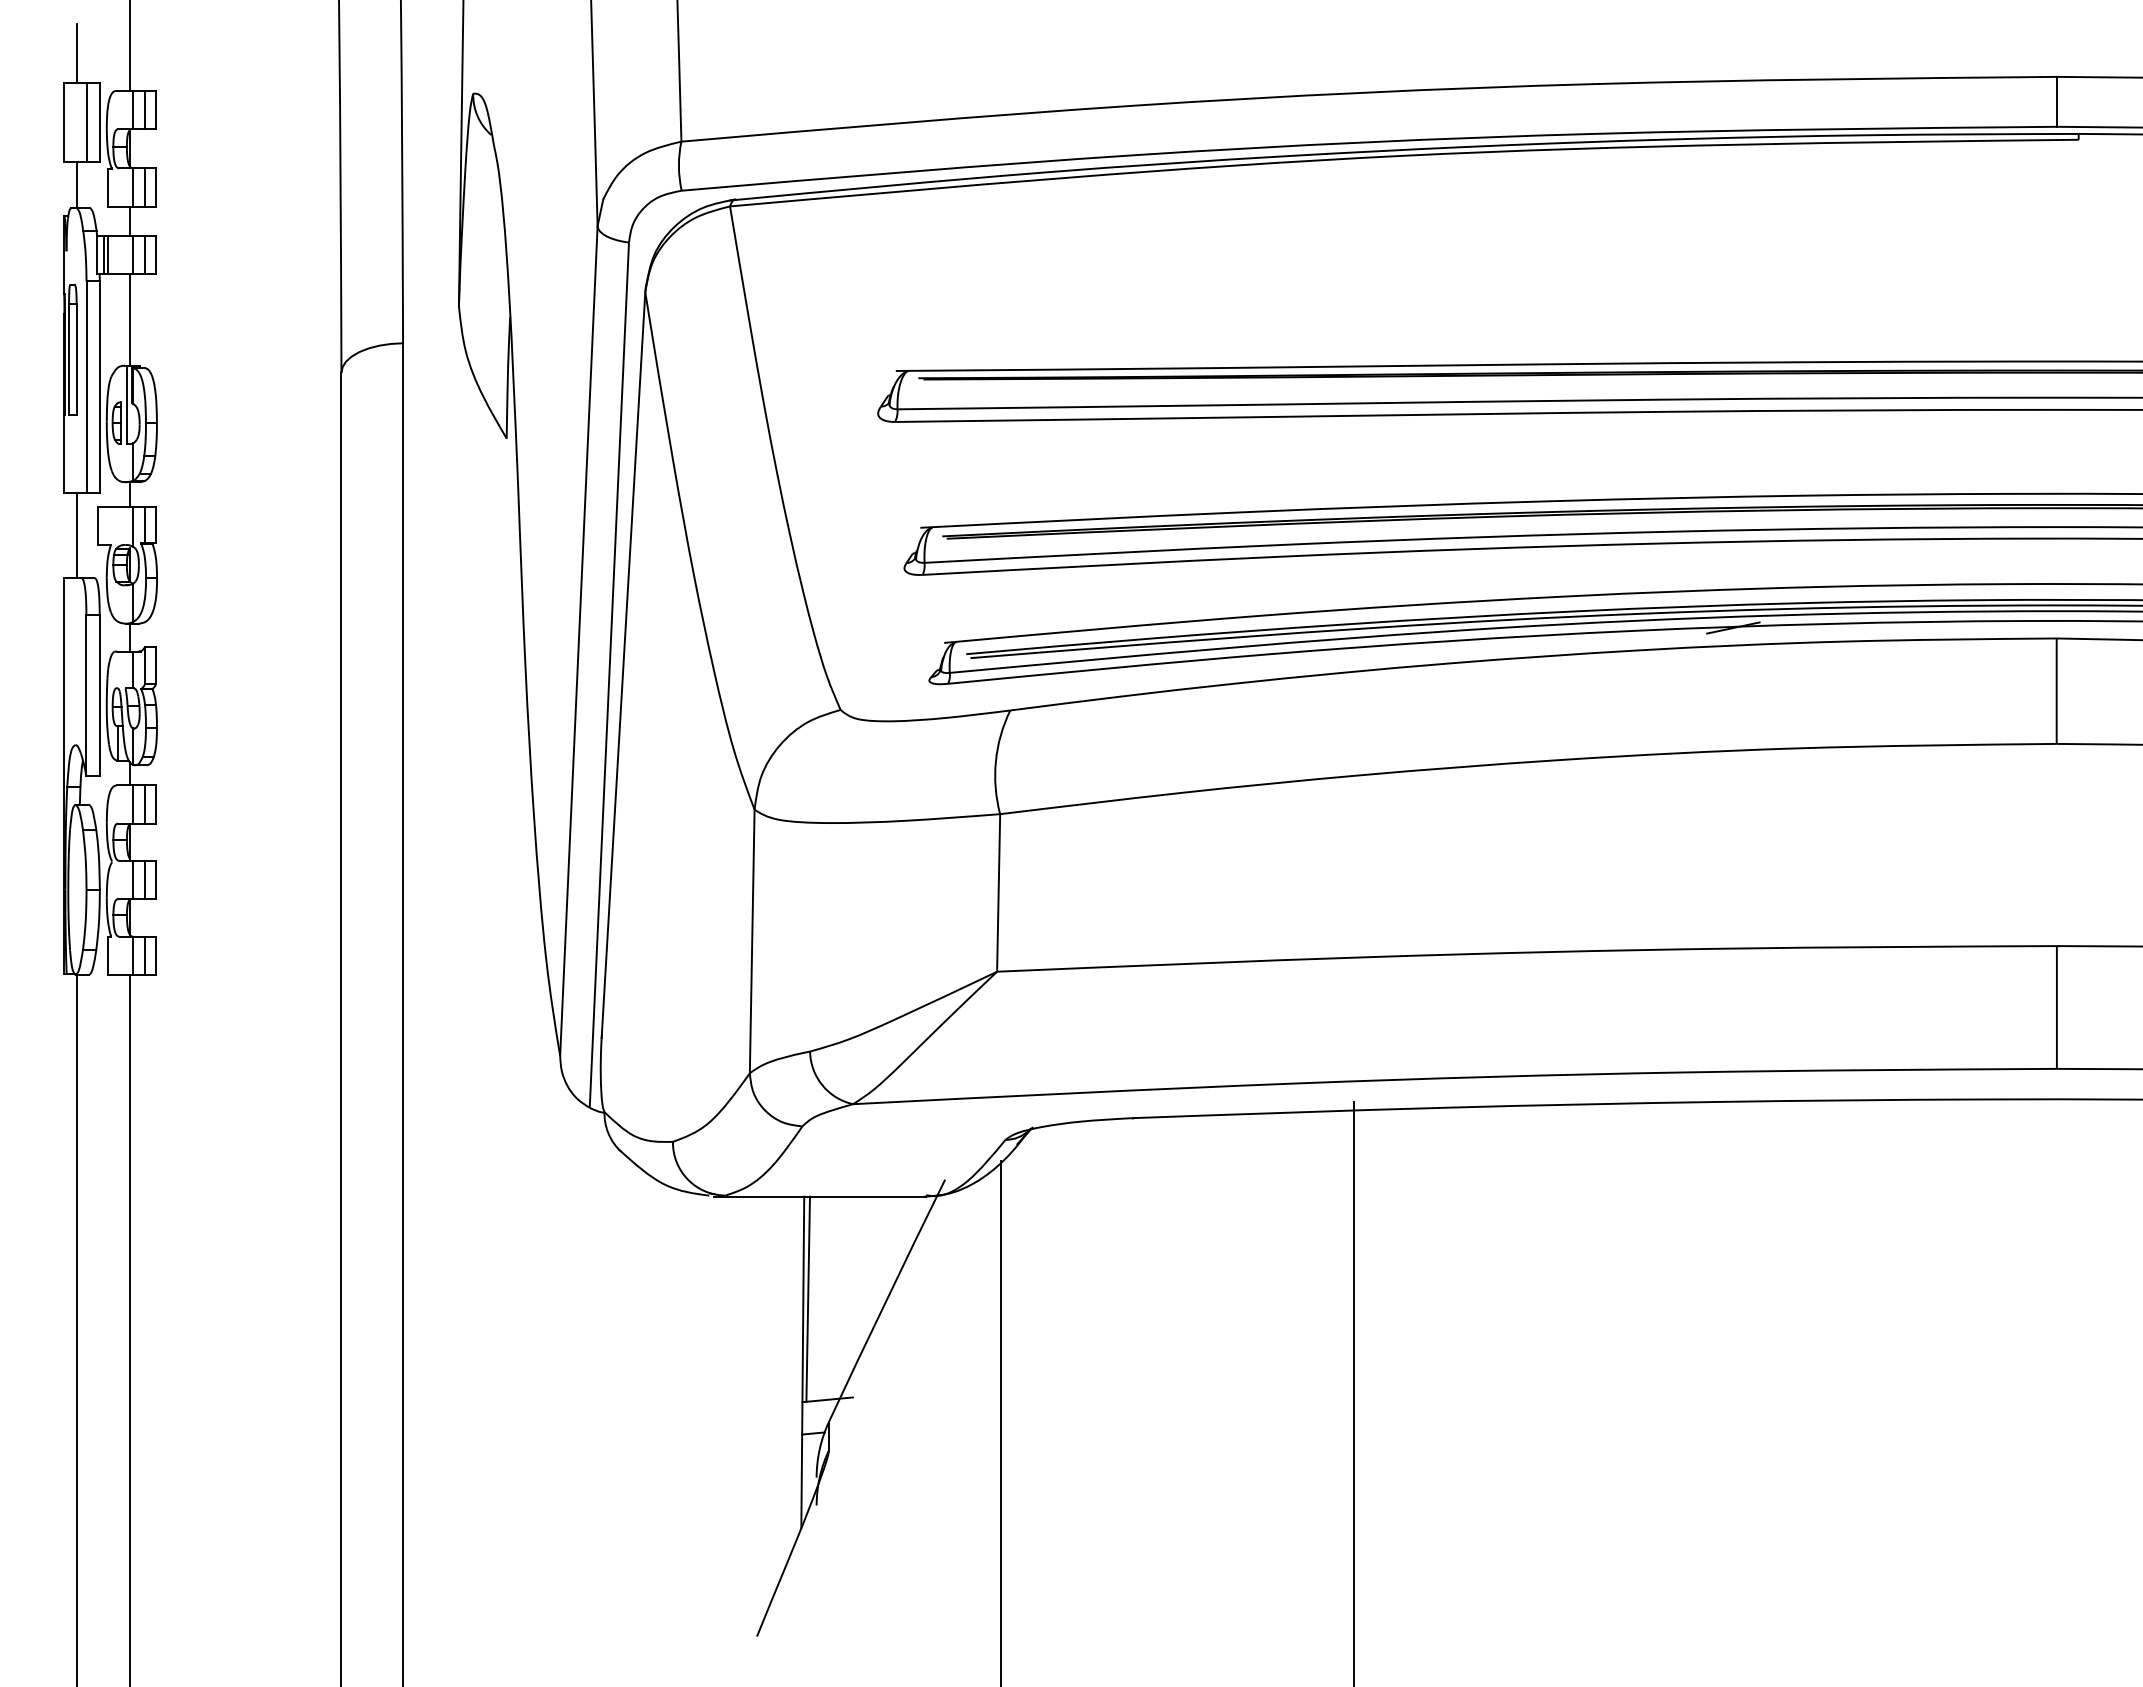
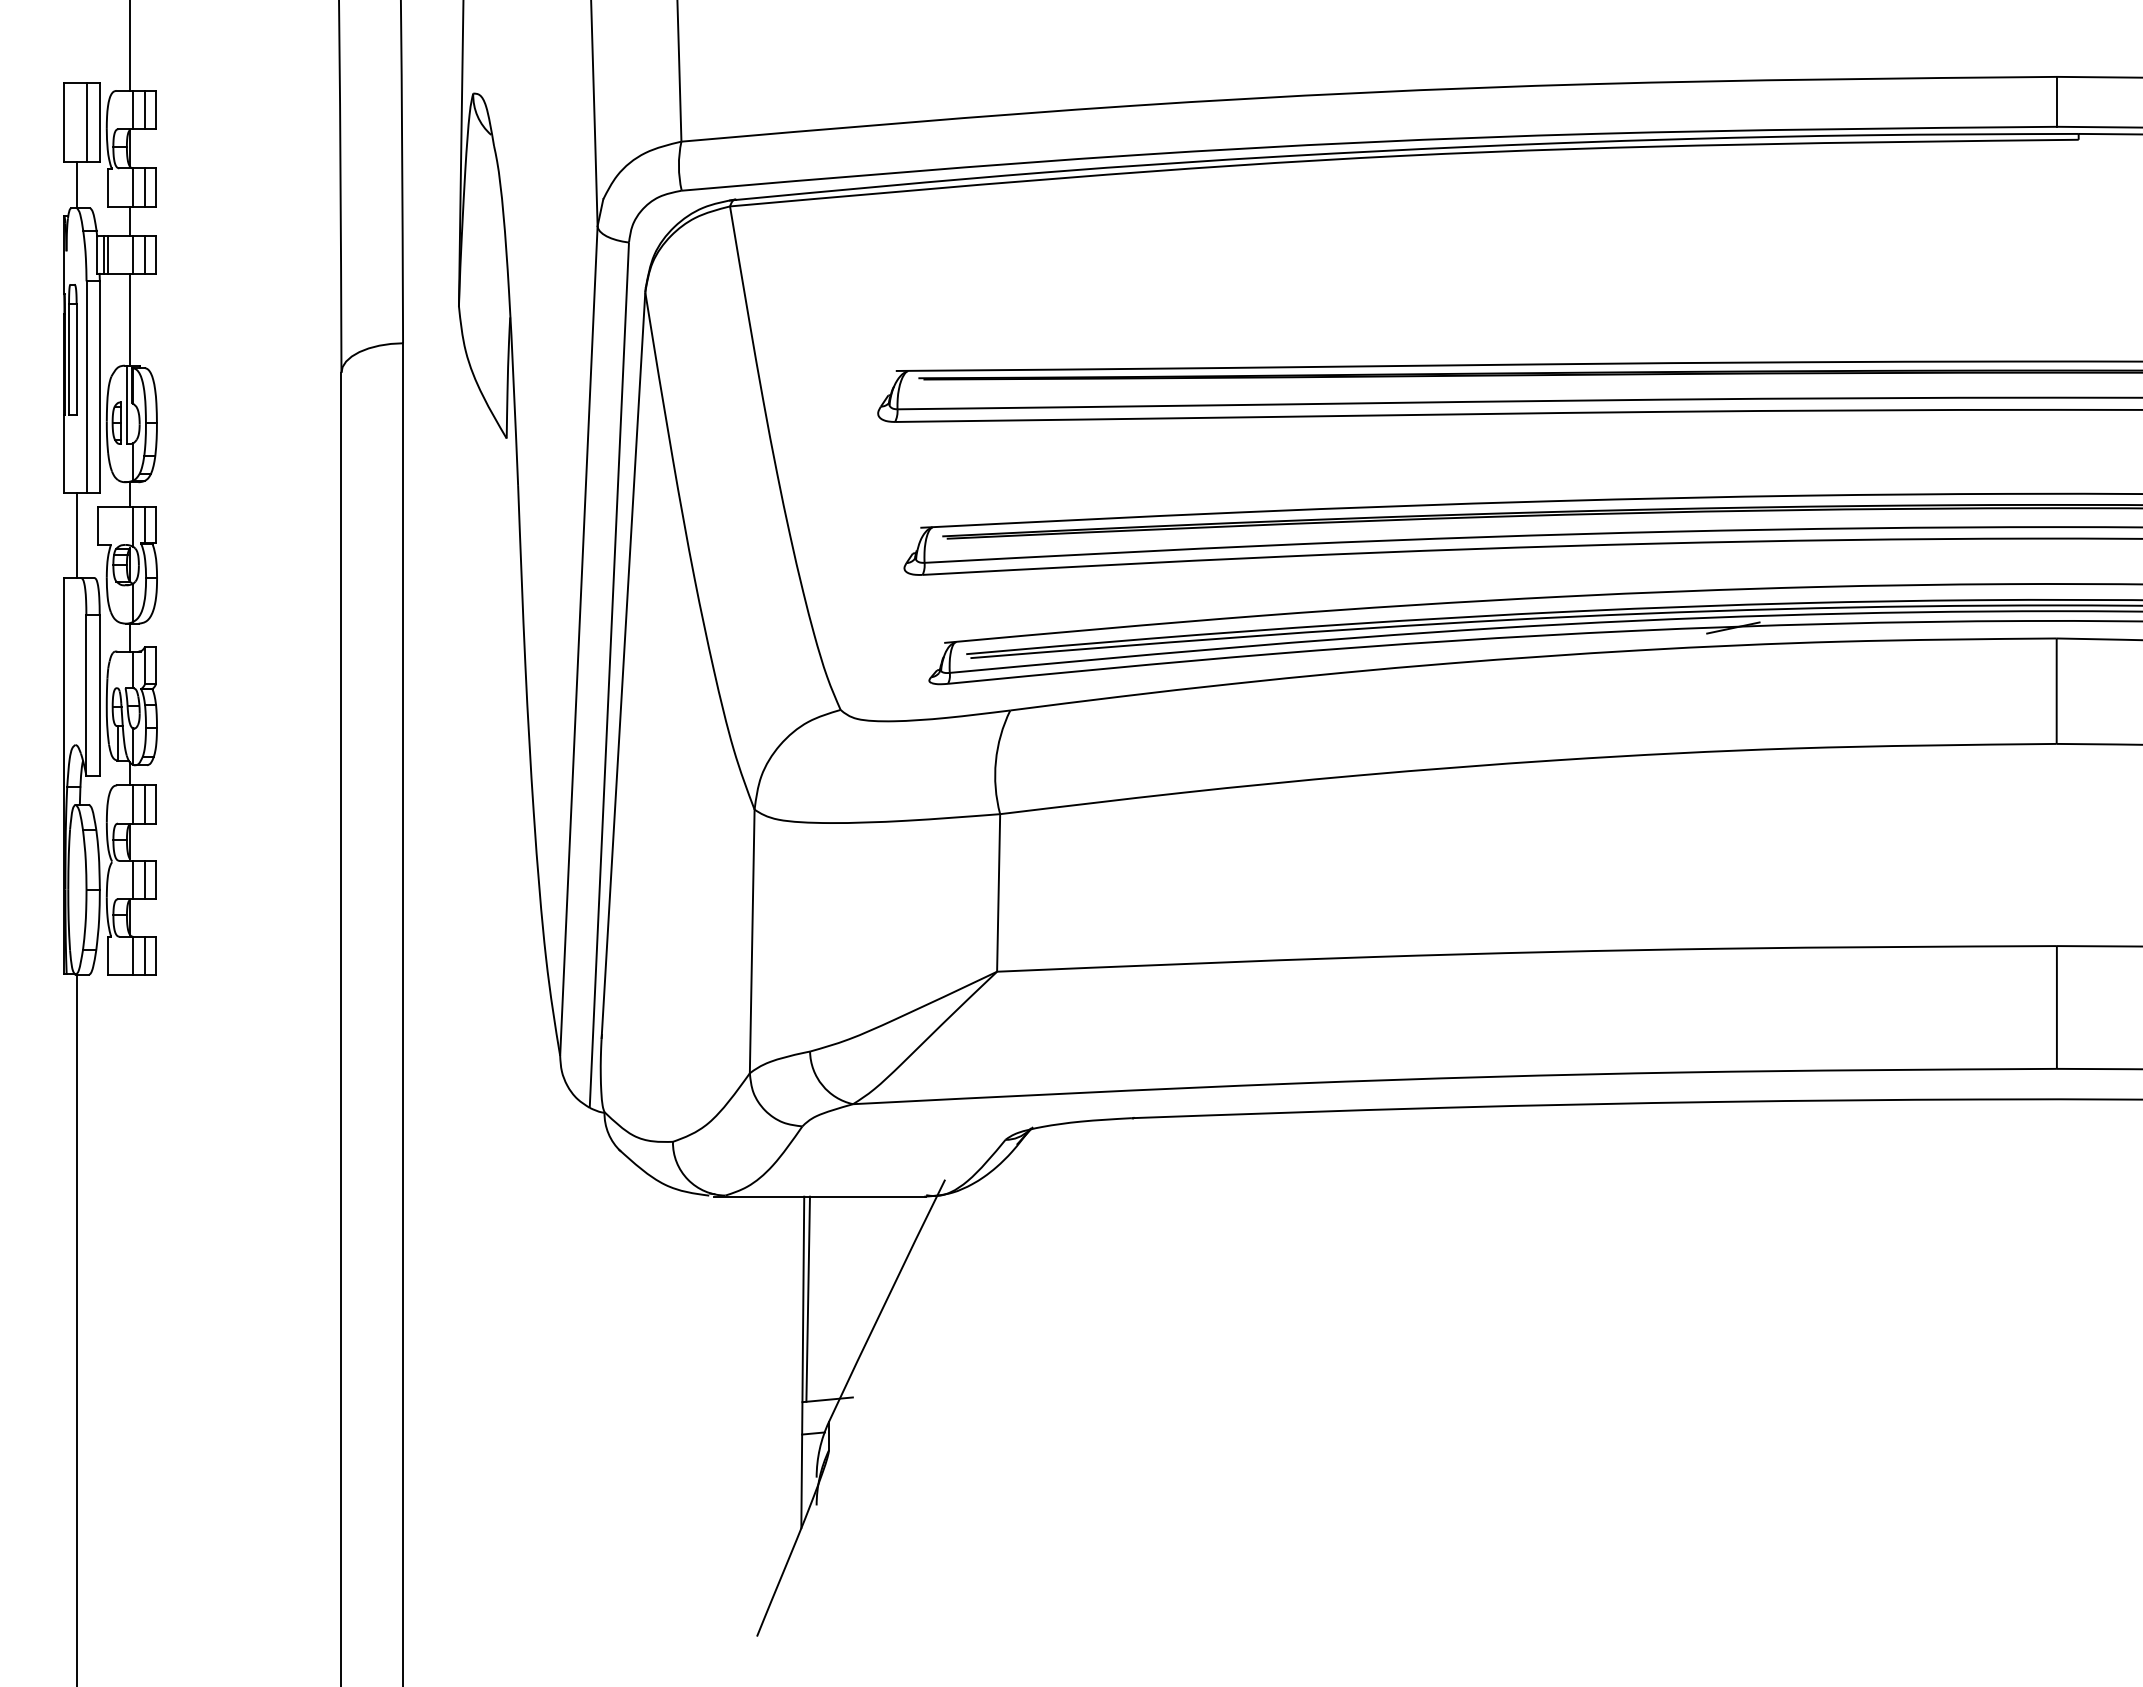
line: present -> none (77, 53)
line: present -> none (130, 1328)
line: present -> none (1353, 1392)
line: present -> none (1001, 1421)
